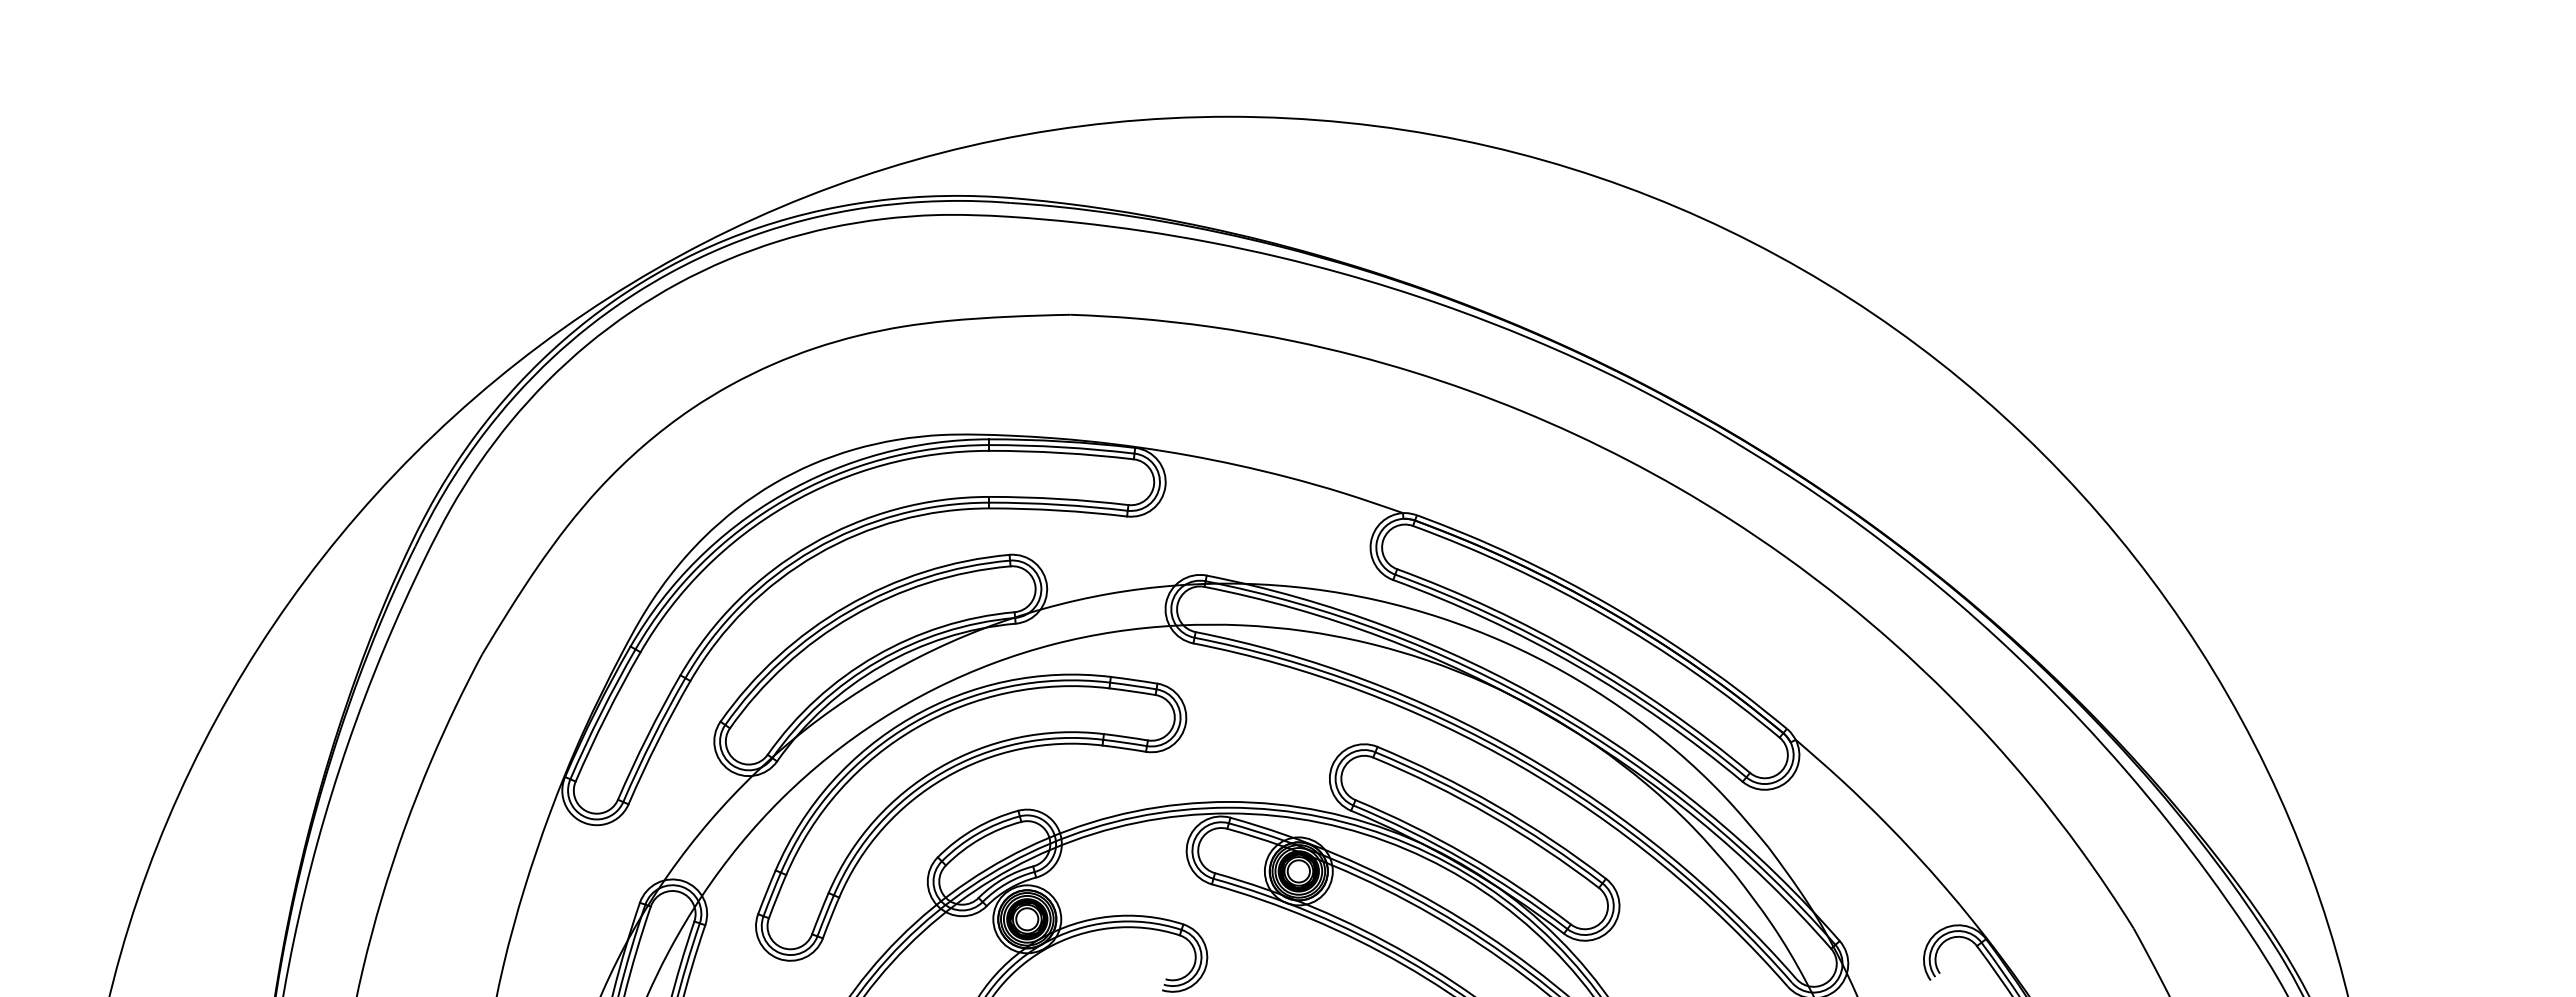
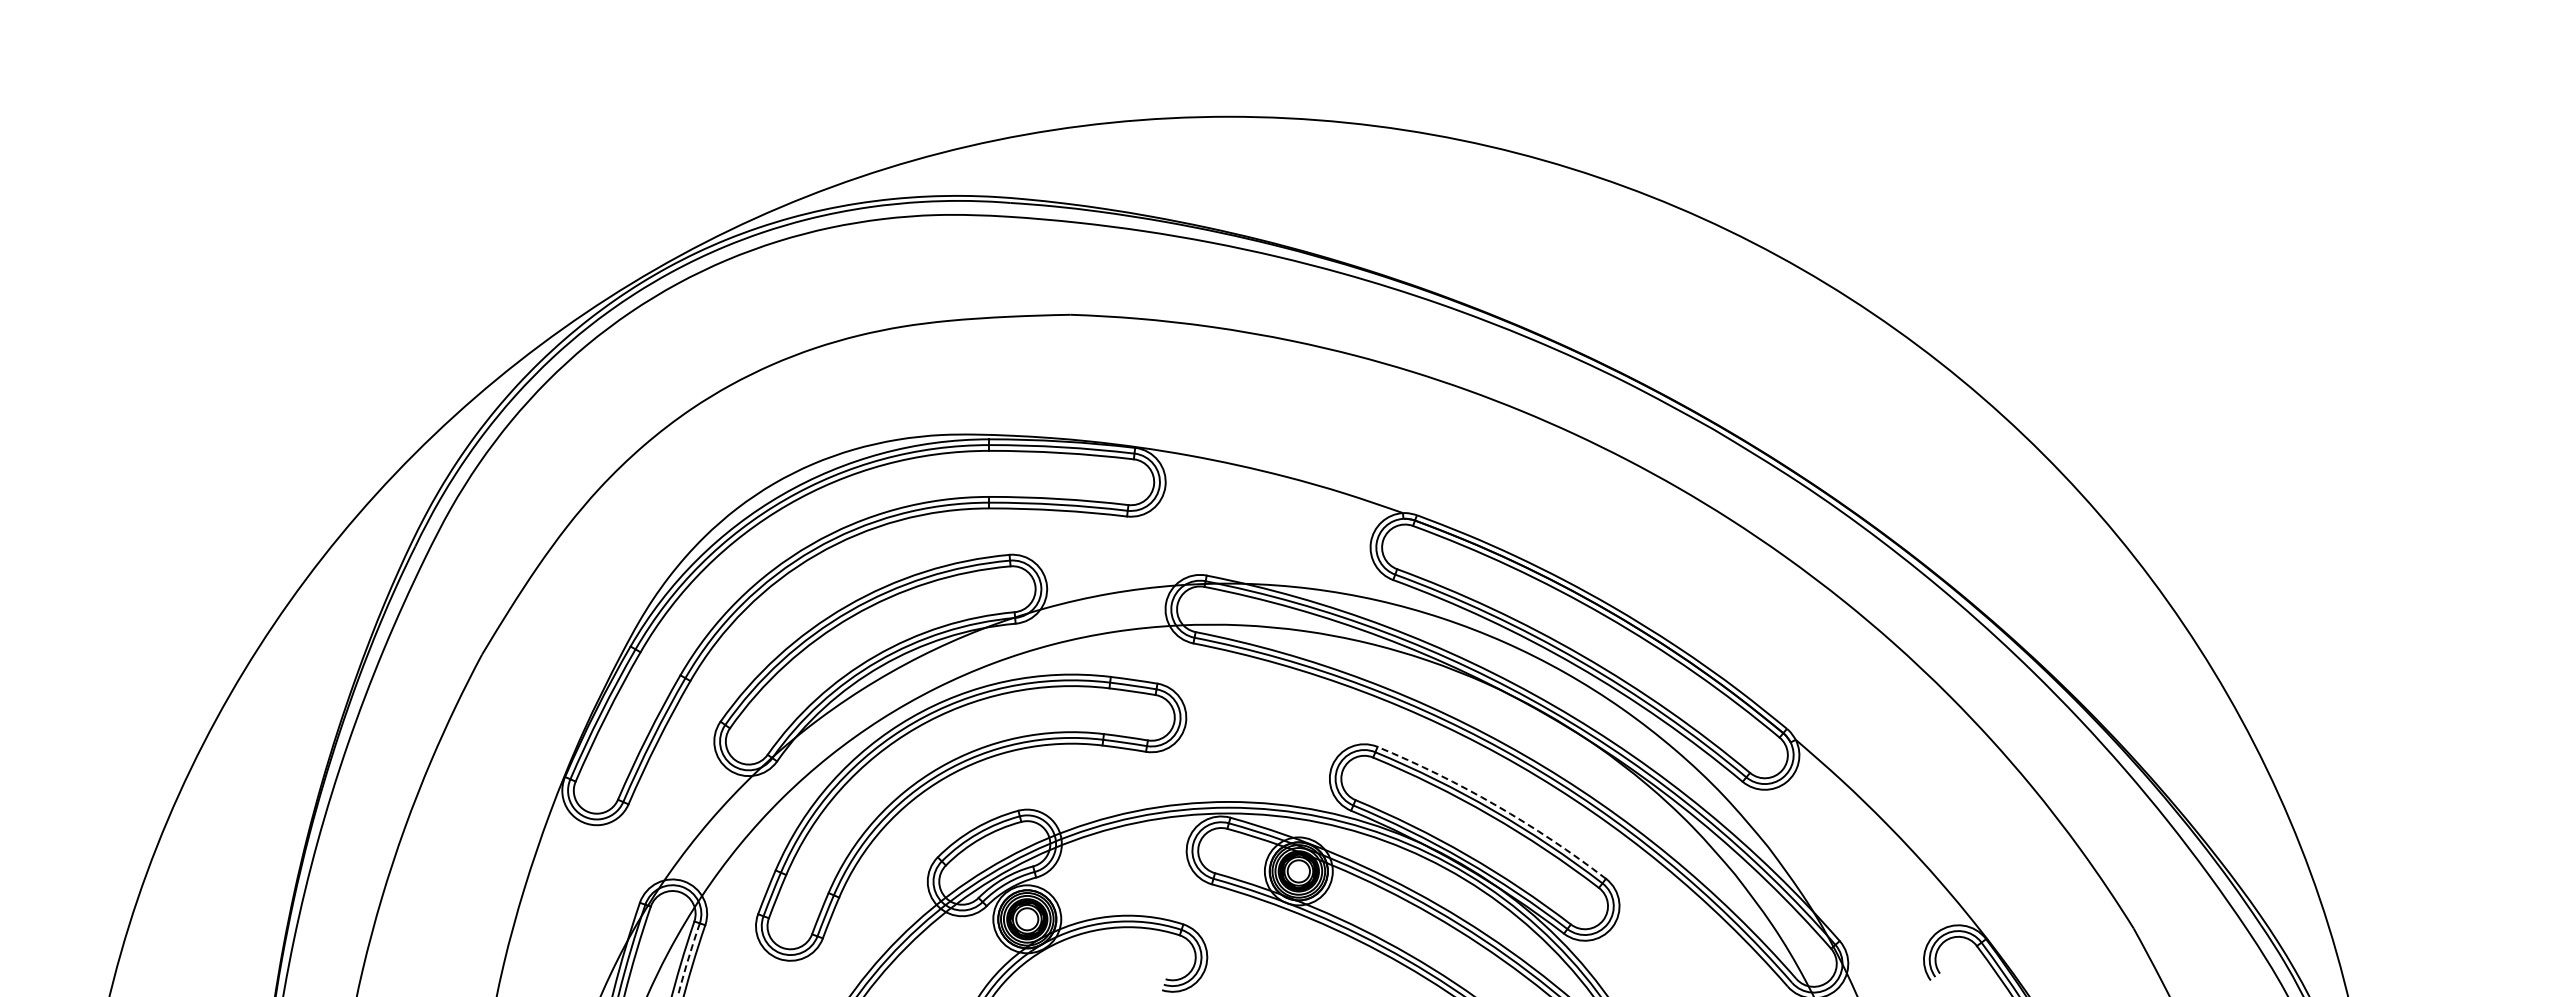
arc: solid -> dashed (1496, 805)
arc: solid -> dashed (687, 960)
